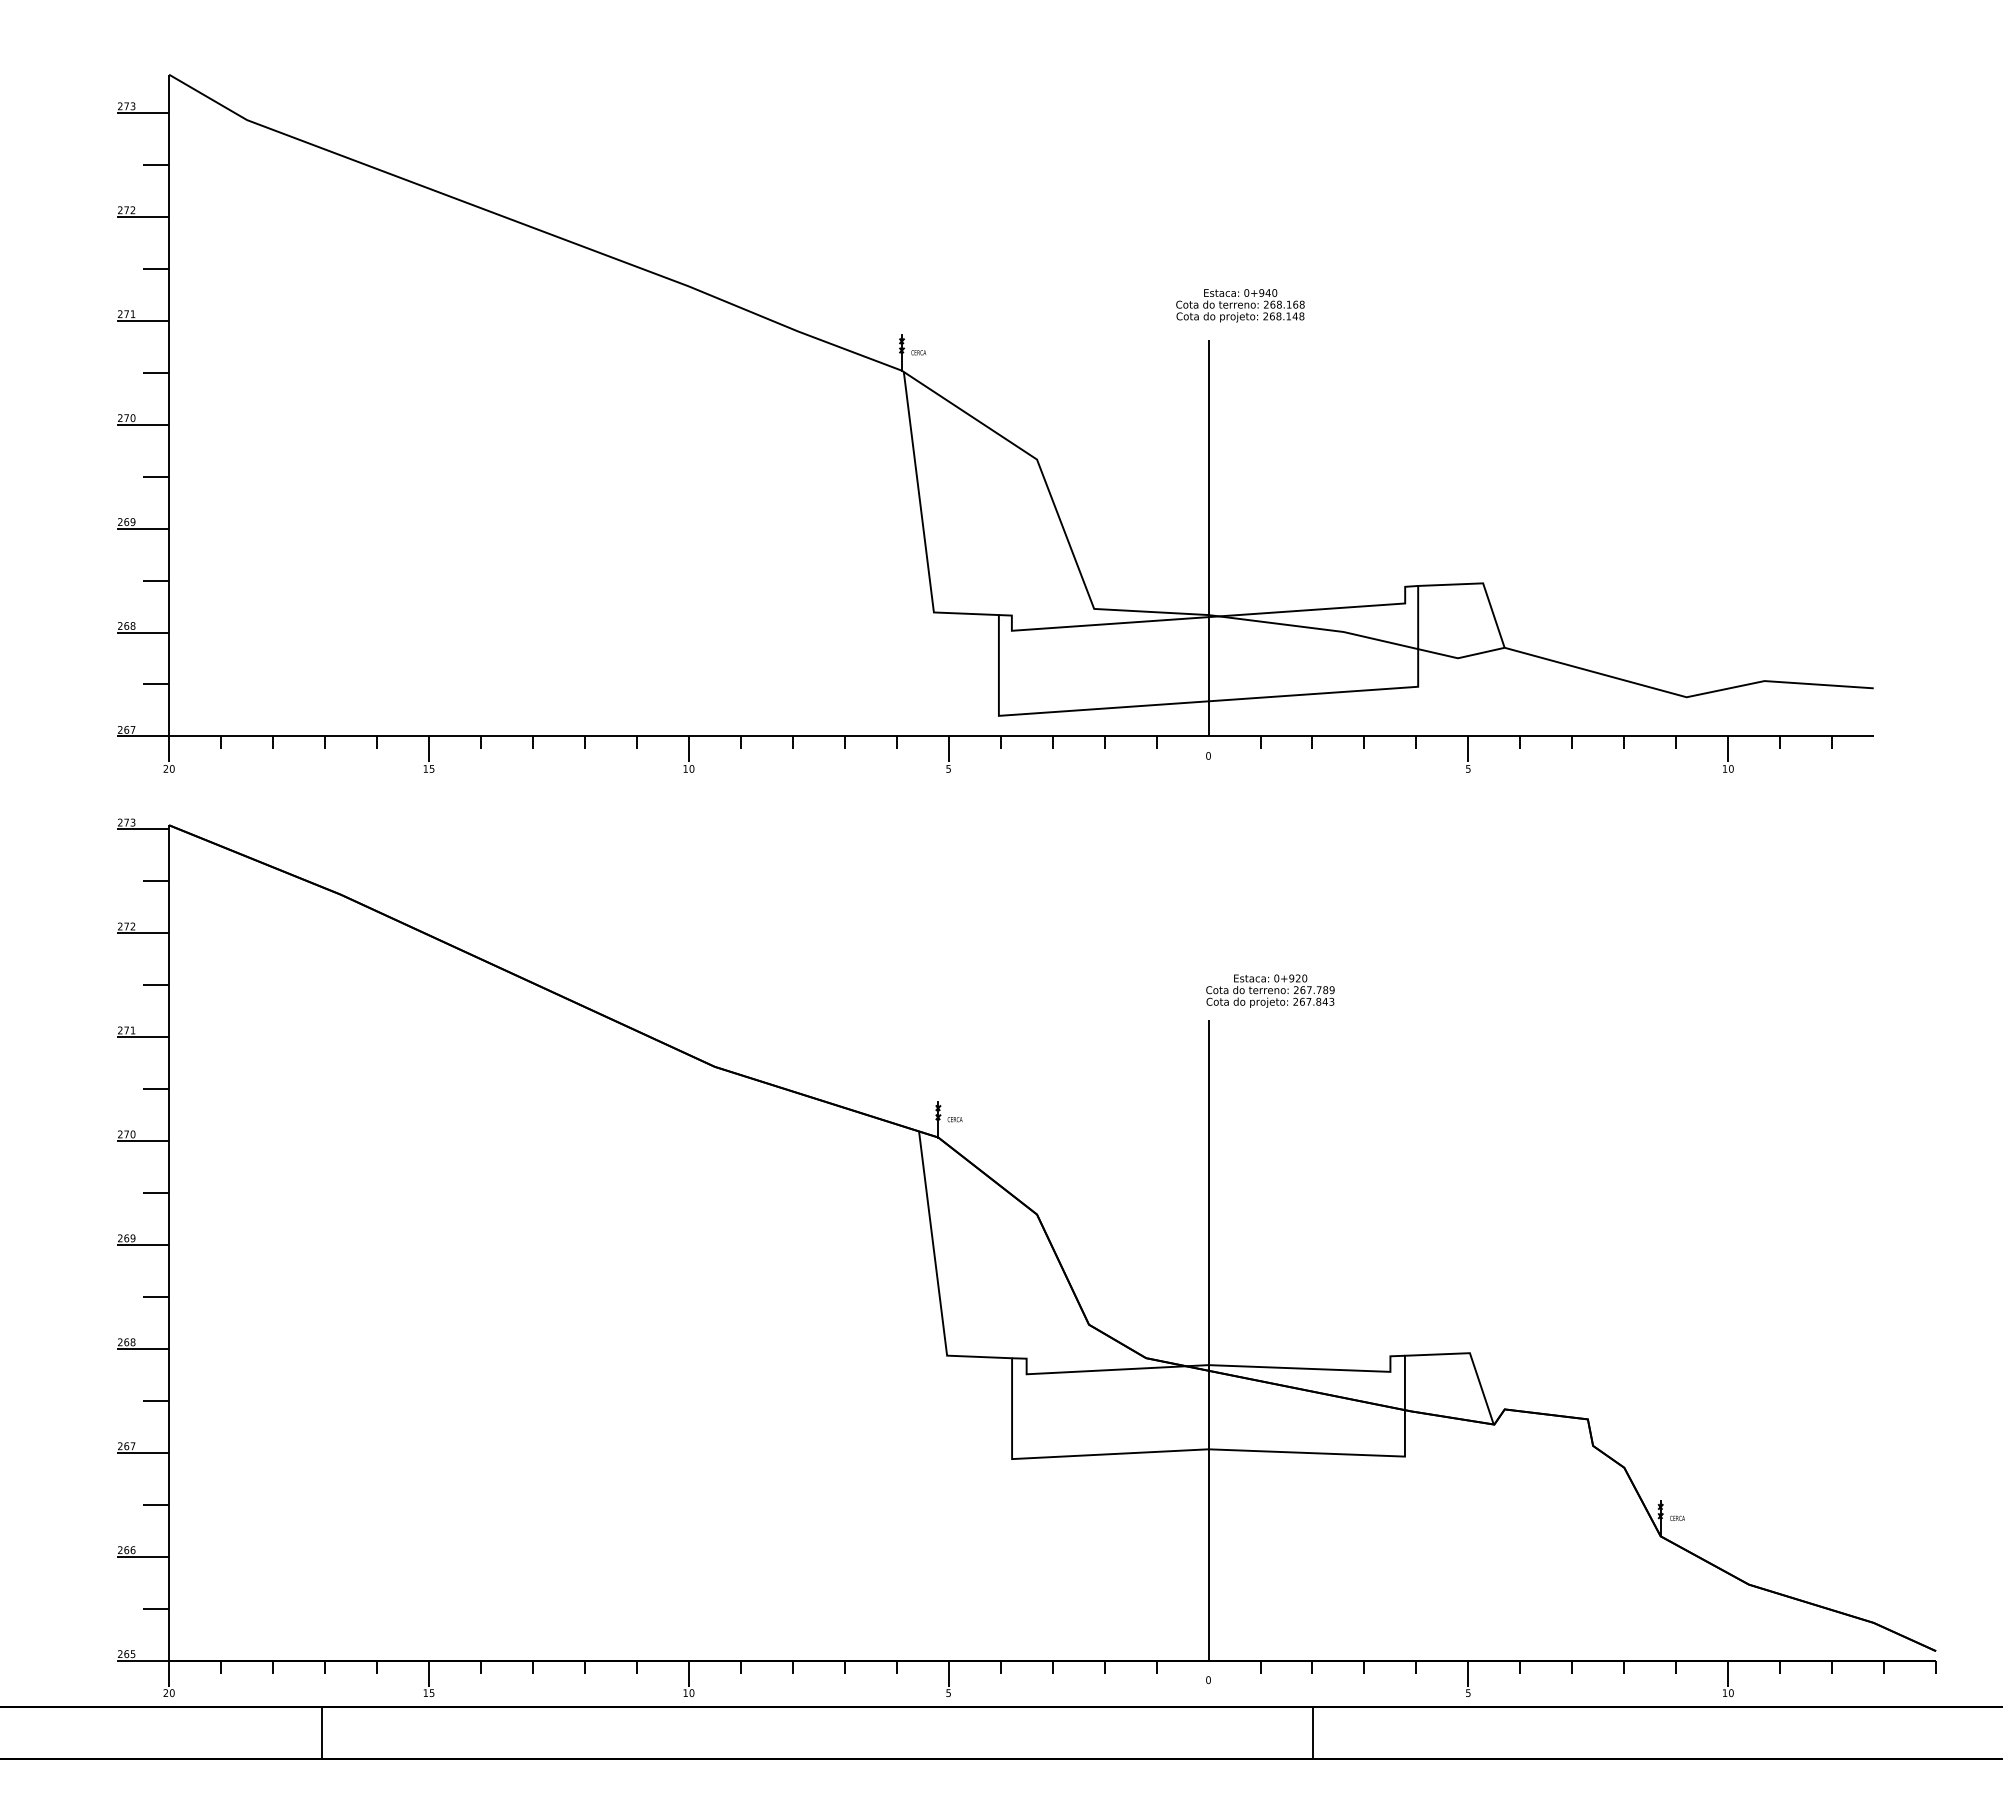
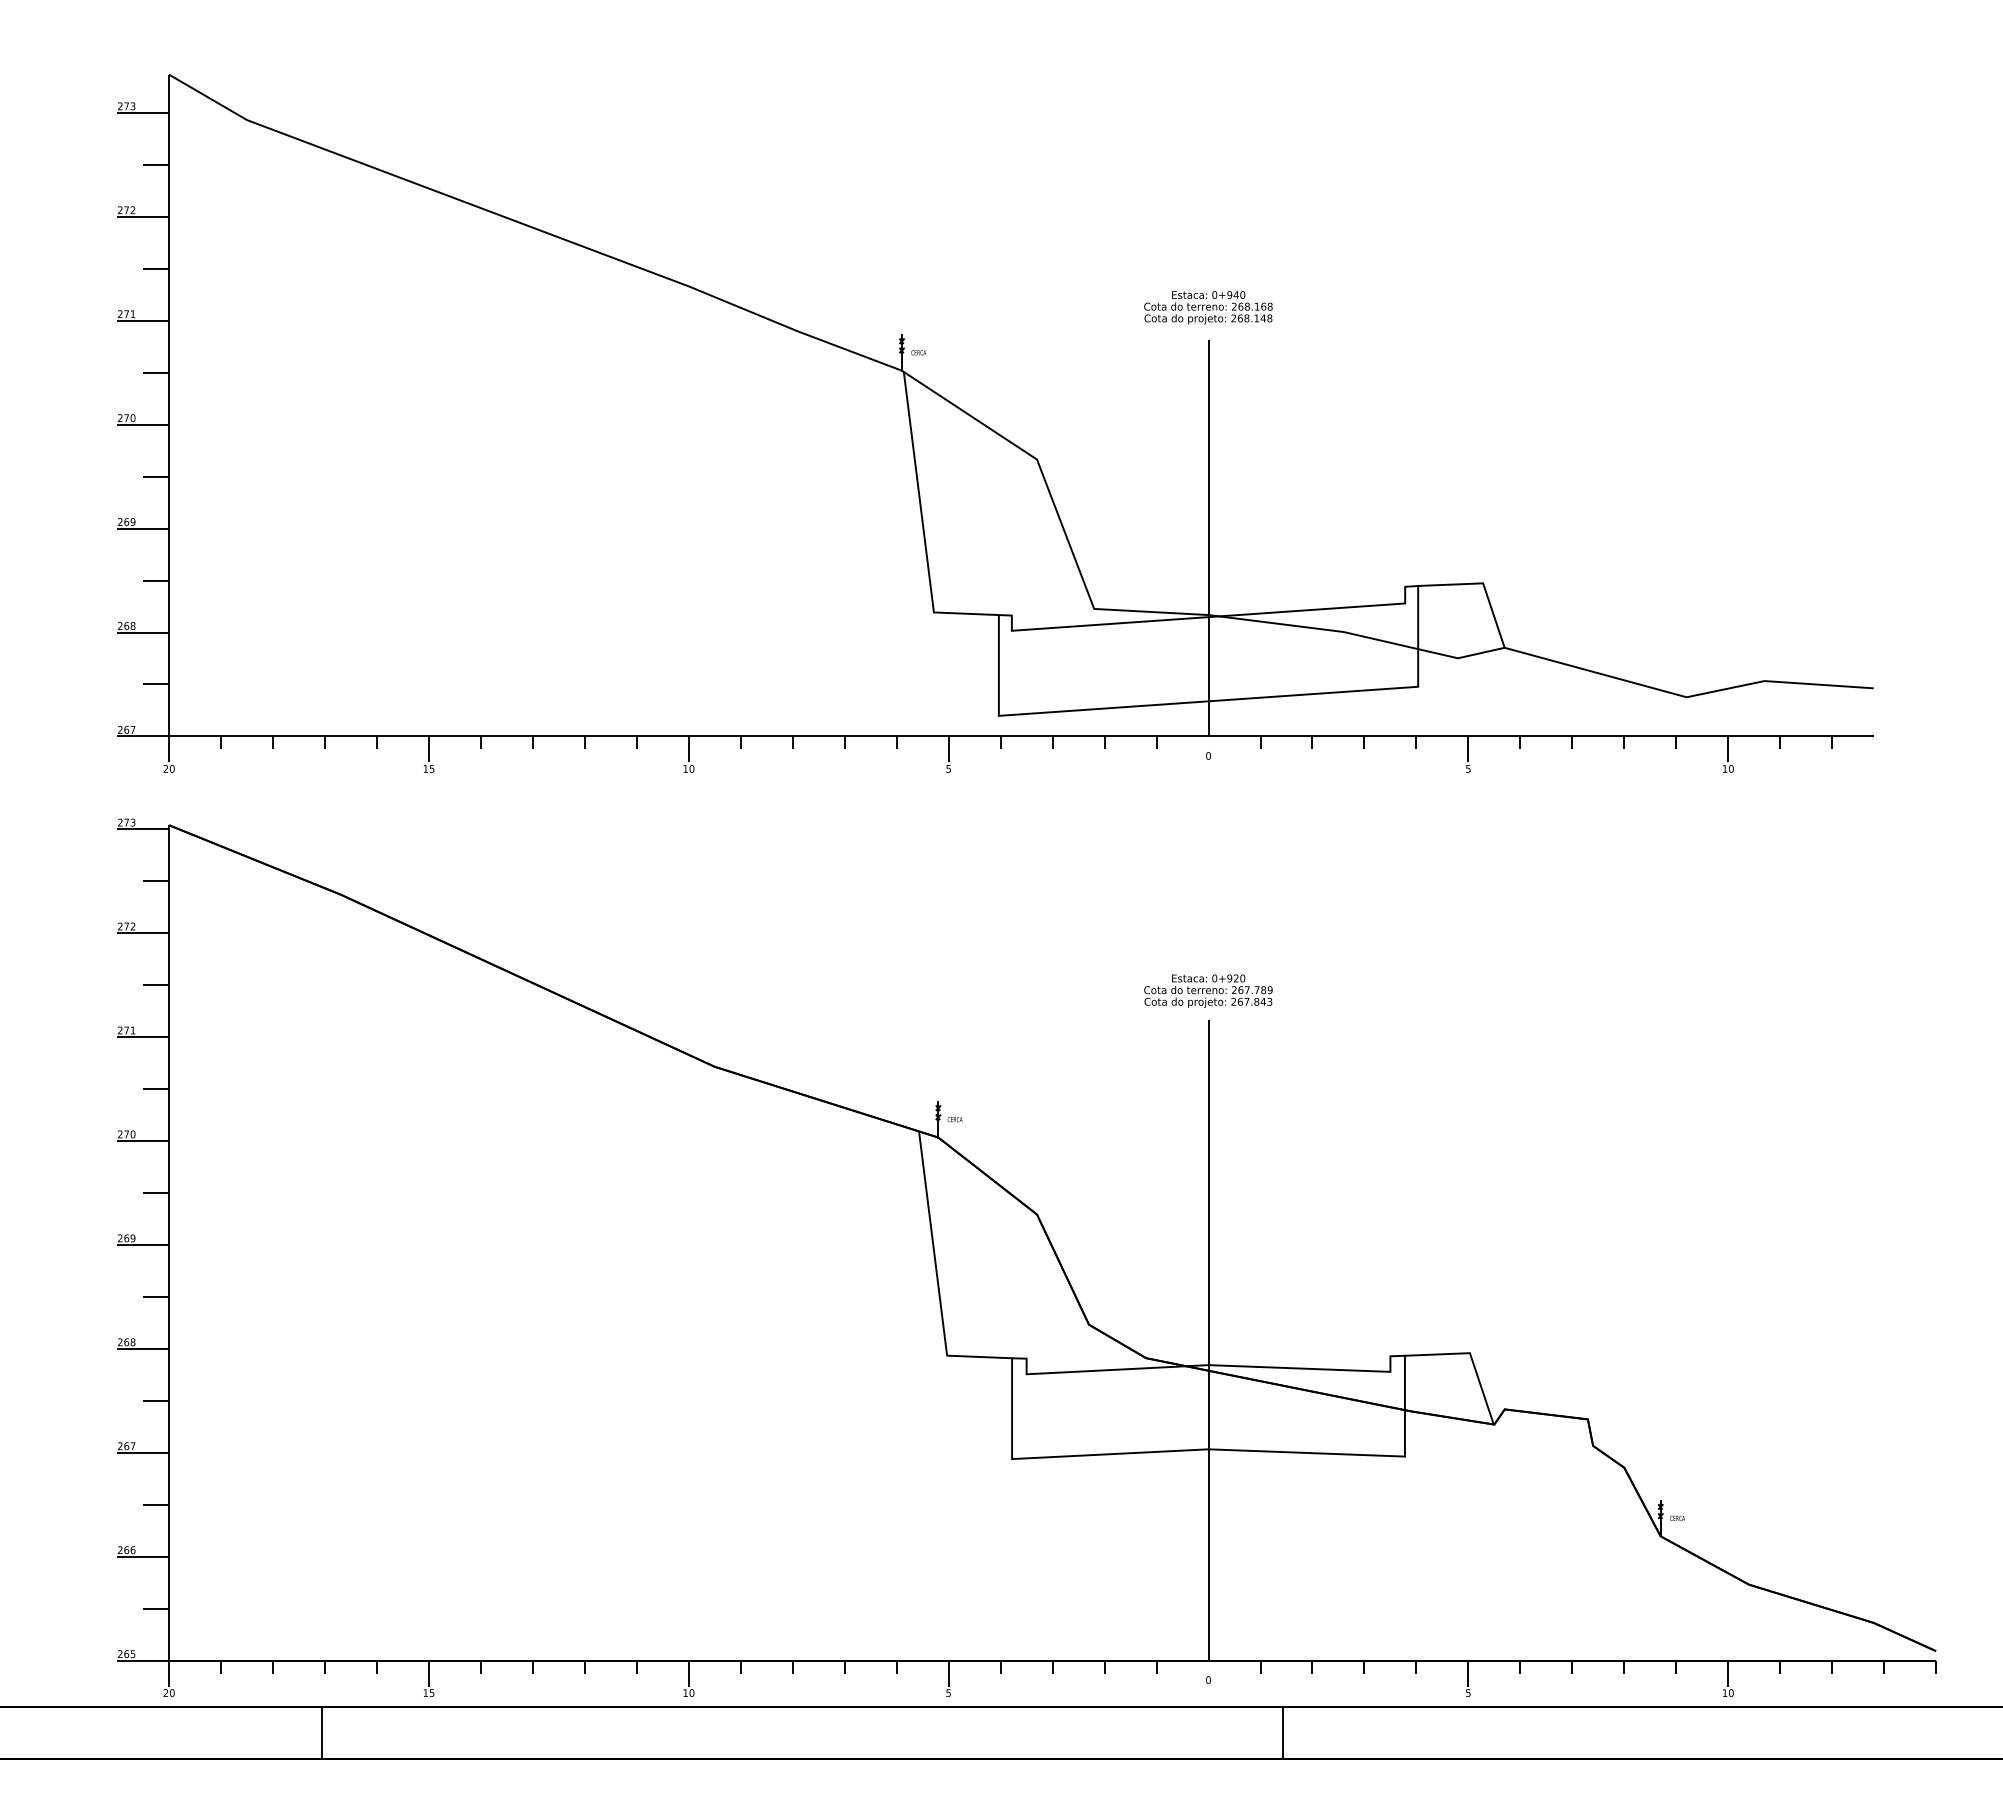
text position: (1240, 305) -> (1208, 307) (1208, 307)
text position: (1270, 990) -> (1208, 990) (1208, 990)
line position: (1312, 1732) -> (1282, 1732) (1282, 1732)
